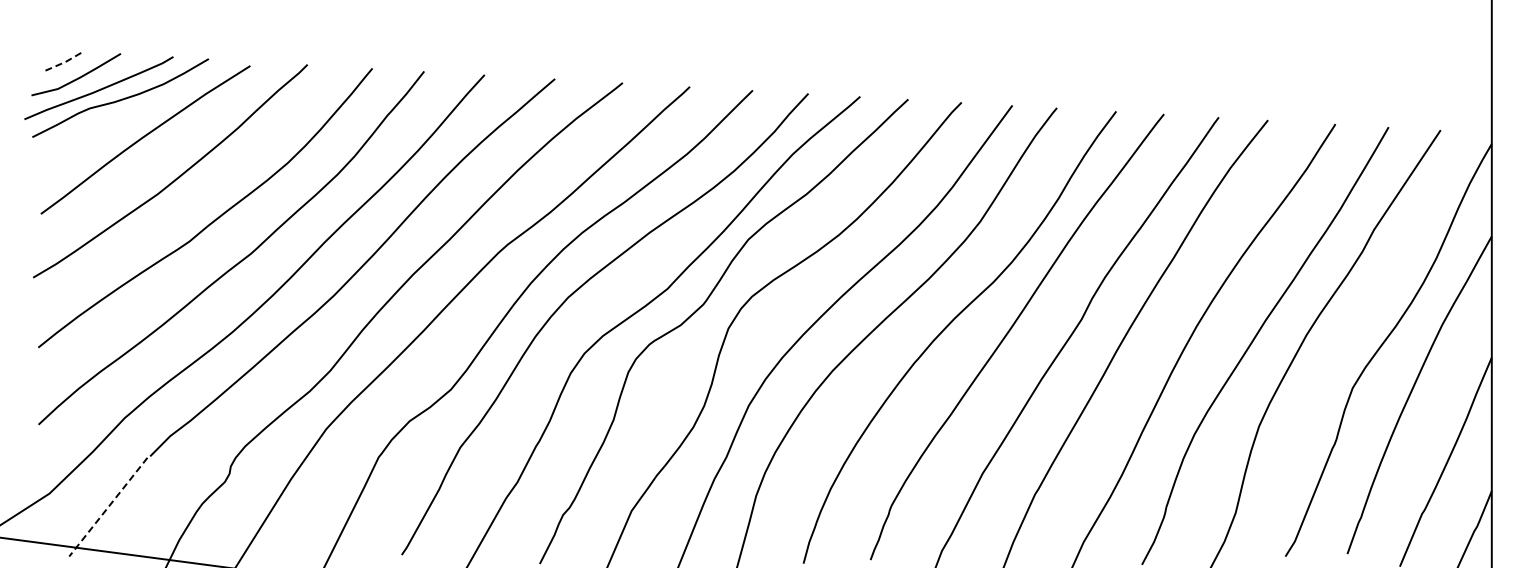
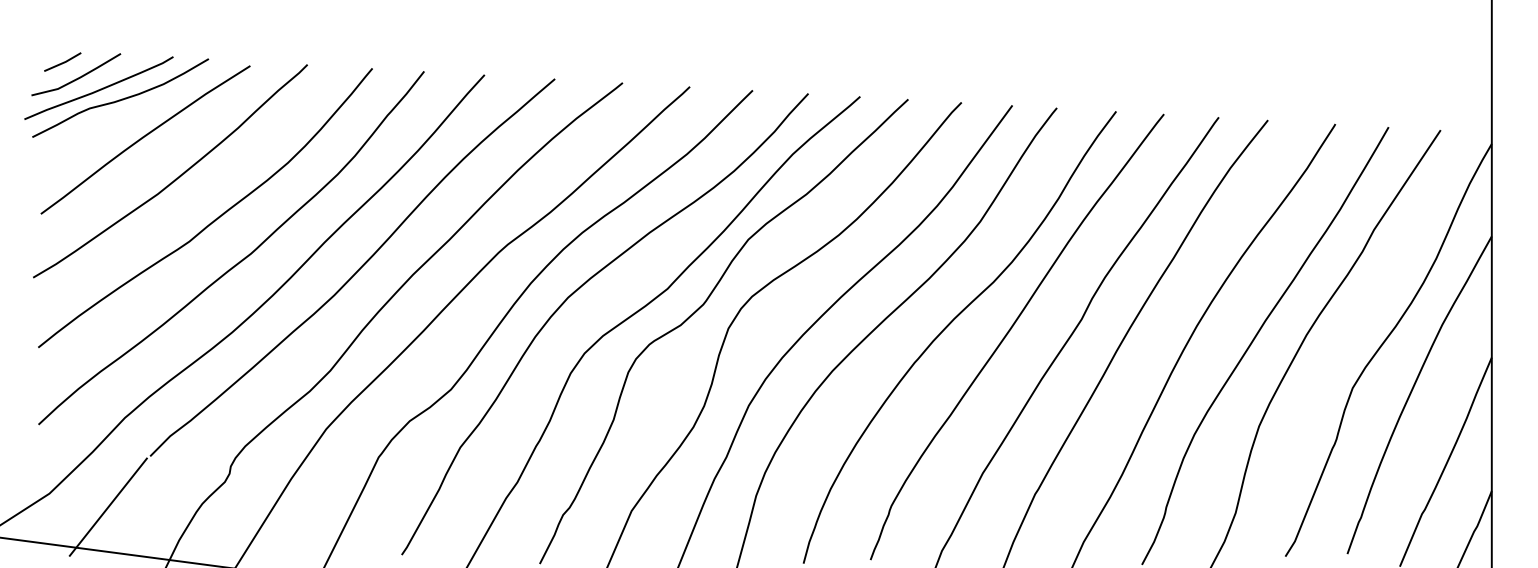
line: dashed -> solid (63, 63)
line: dashed -> solid (108, 507)
